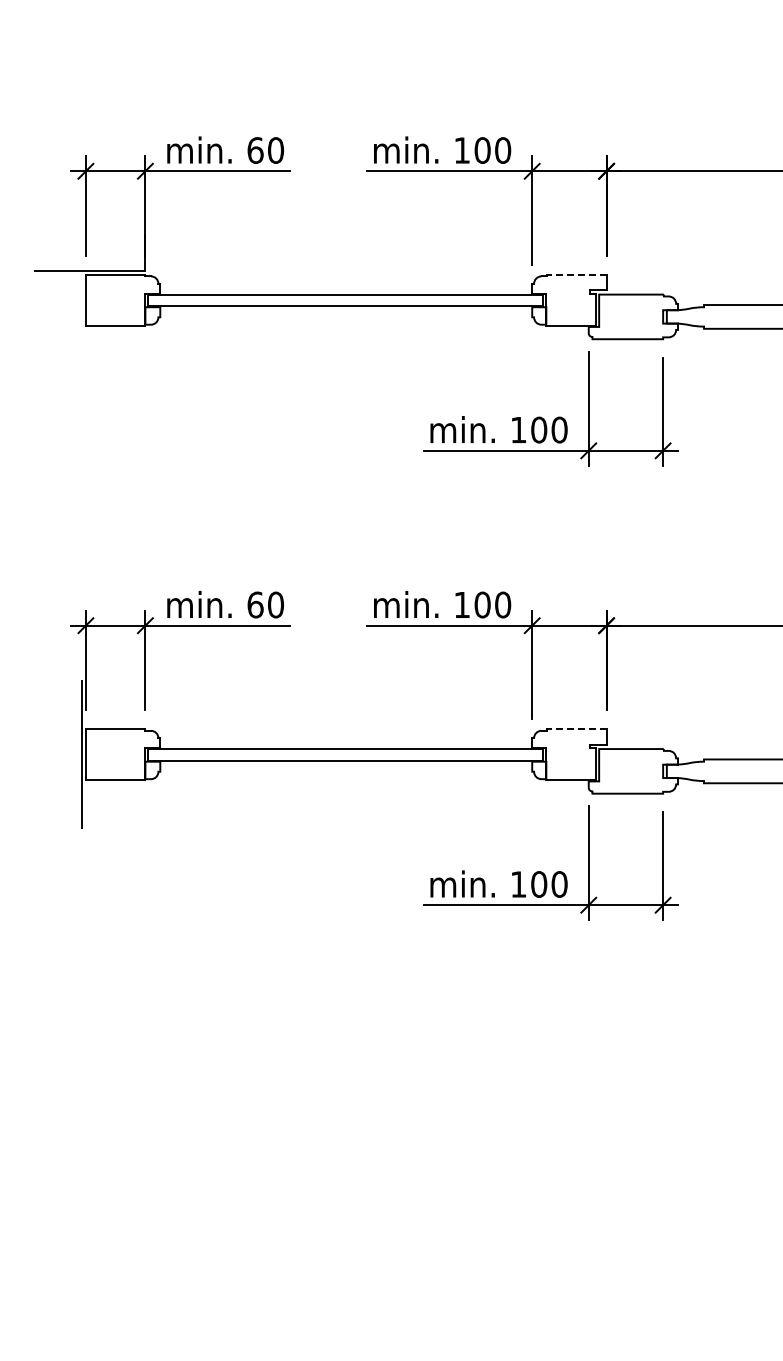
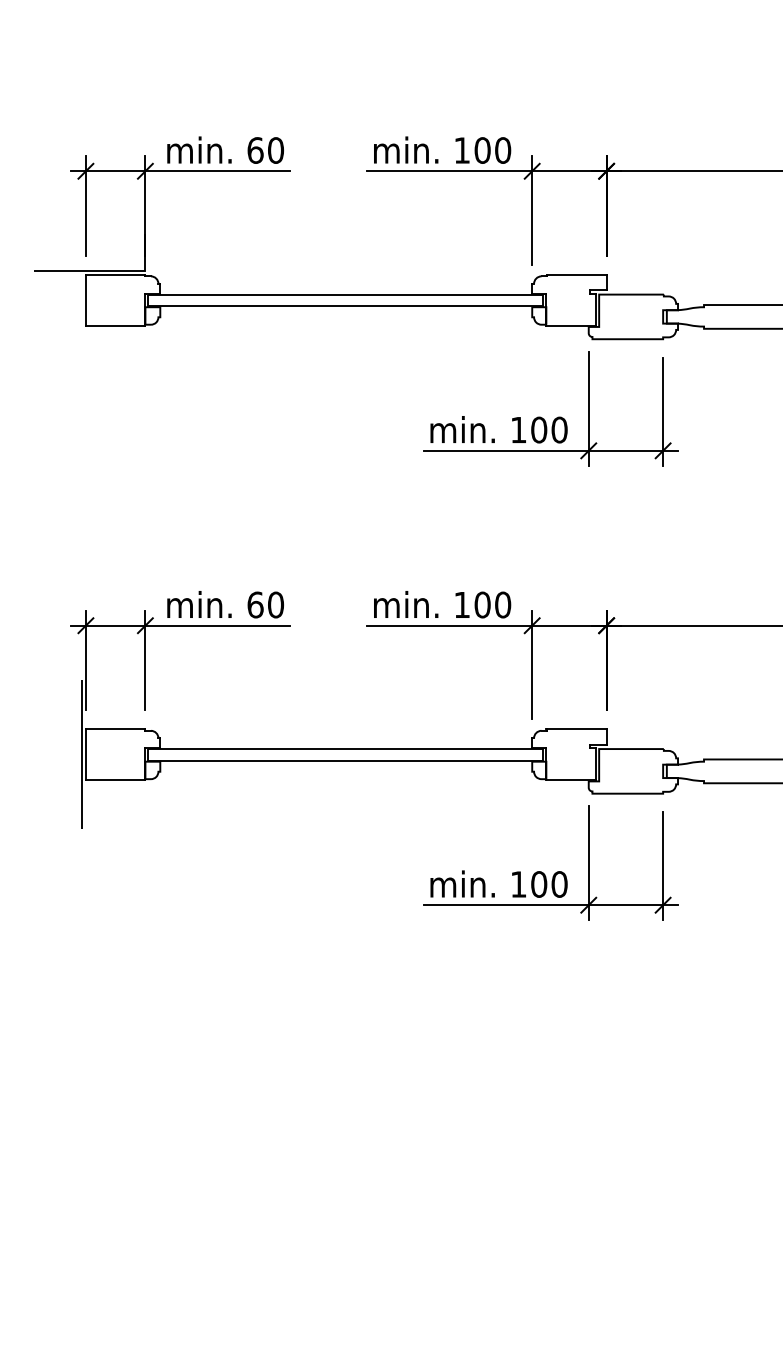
line: dashed -> solid (576, 274)
line: dashed -> solid (575, 728)
